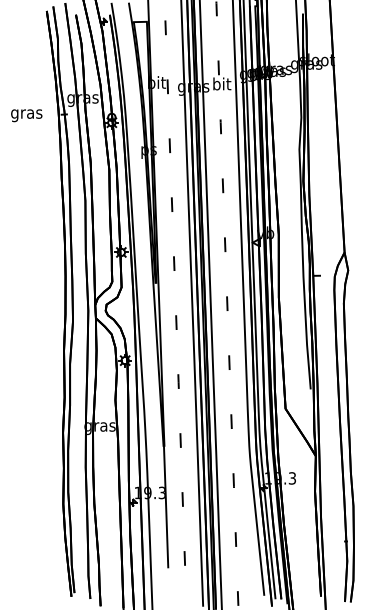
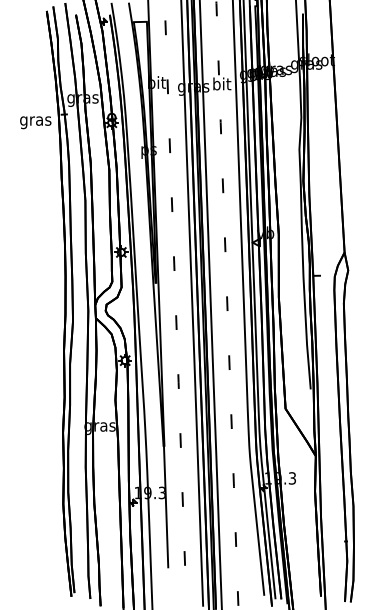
text position: (26, 115) -> (35, 122) (35, 122)
